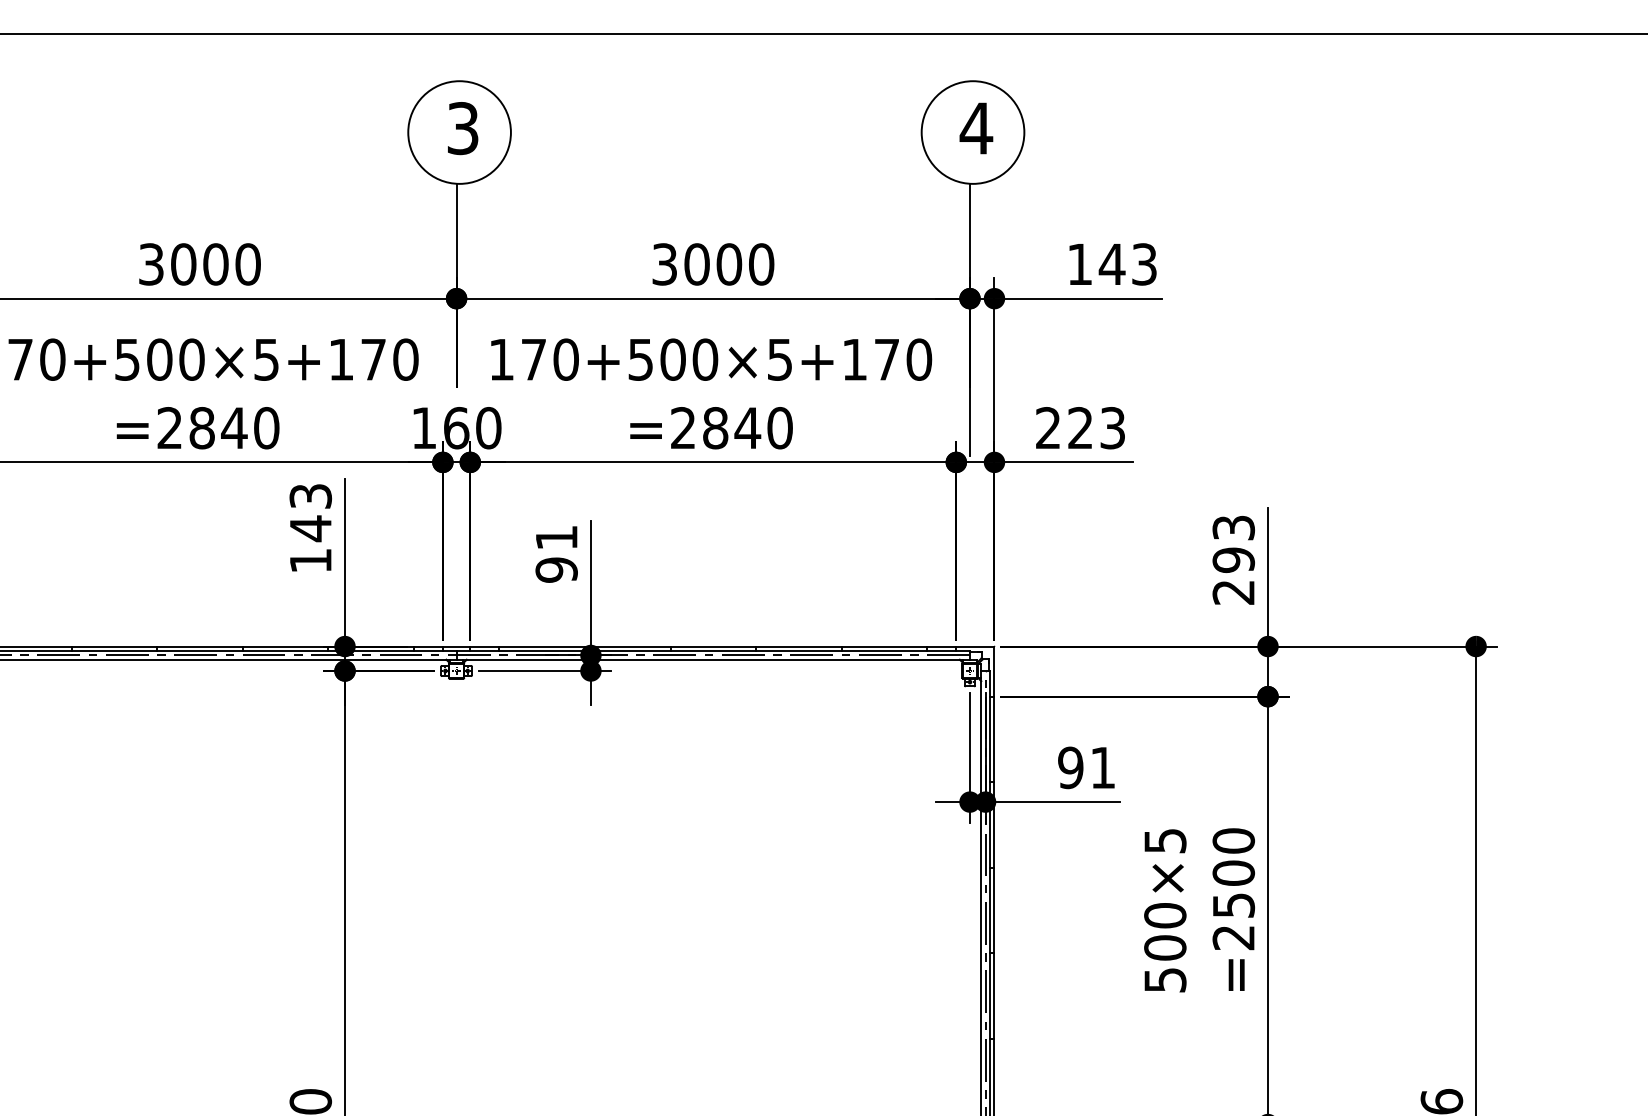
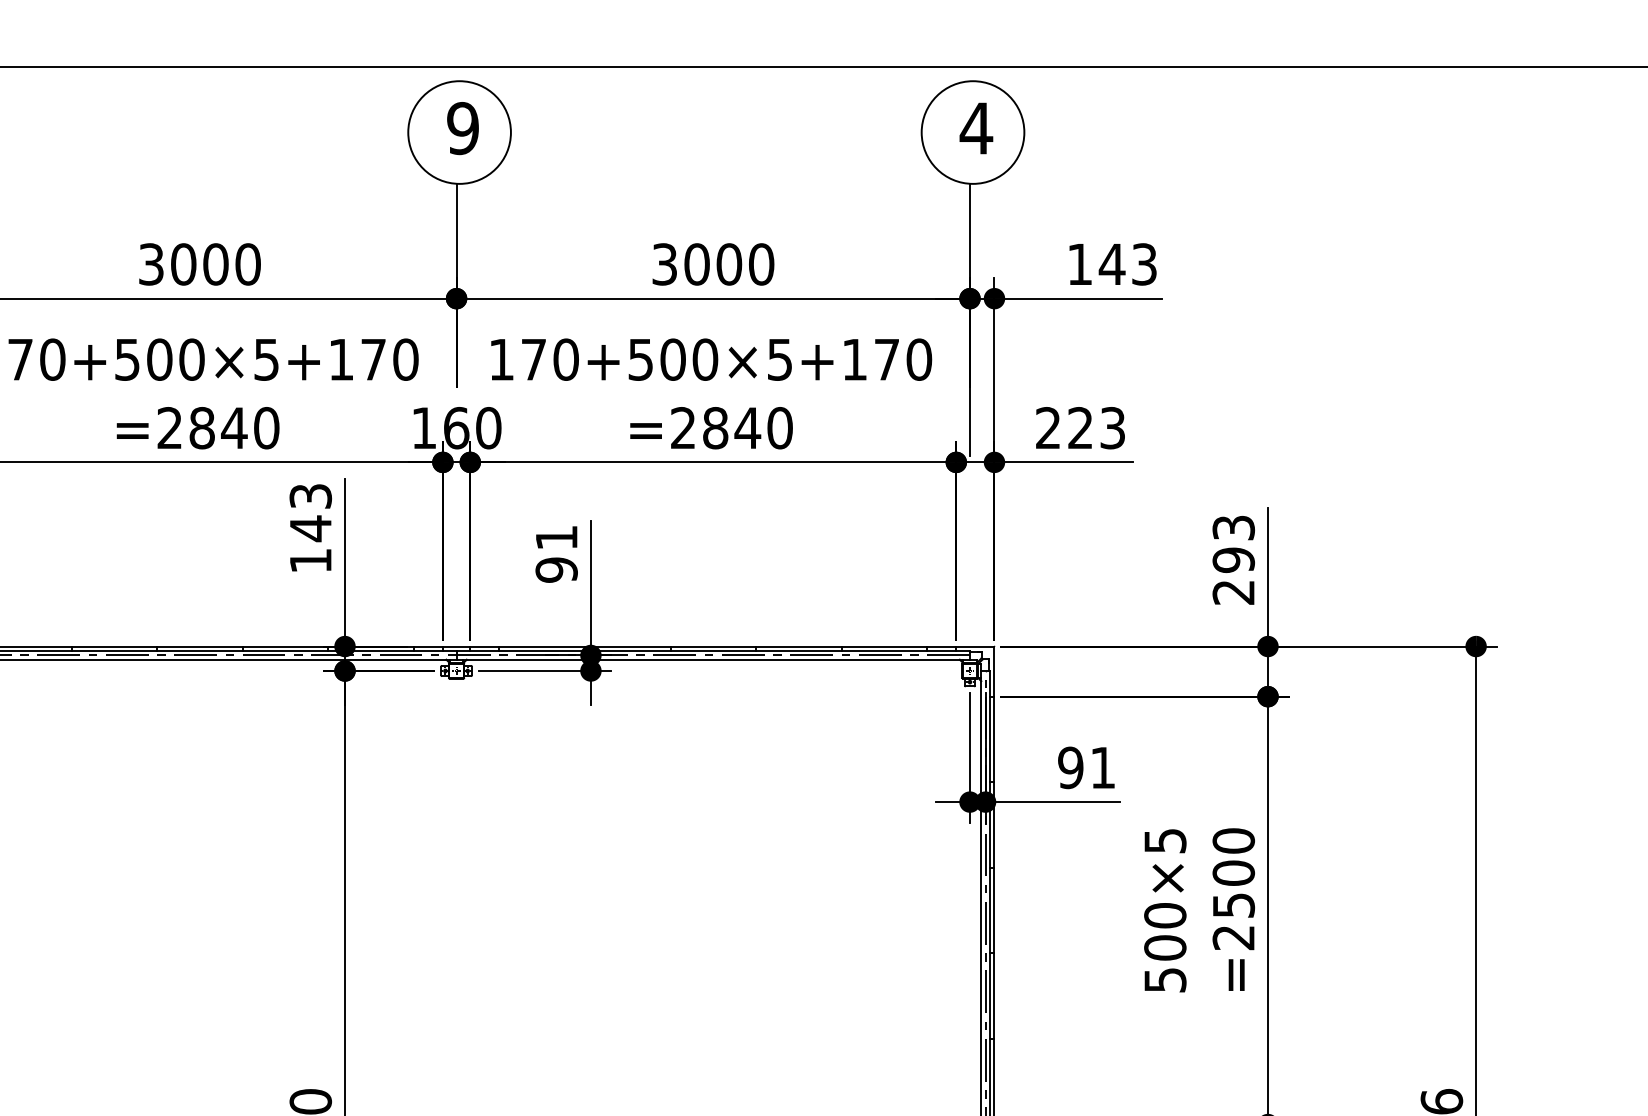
line position: (823, 33) -> (823, 66) (823, 66)
text: 3 -> 9 (462, 128)
